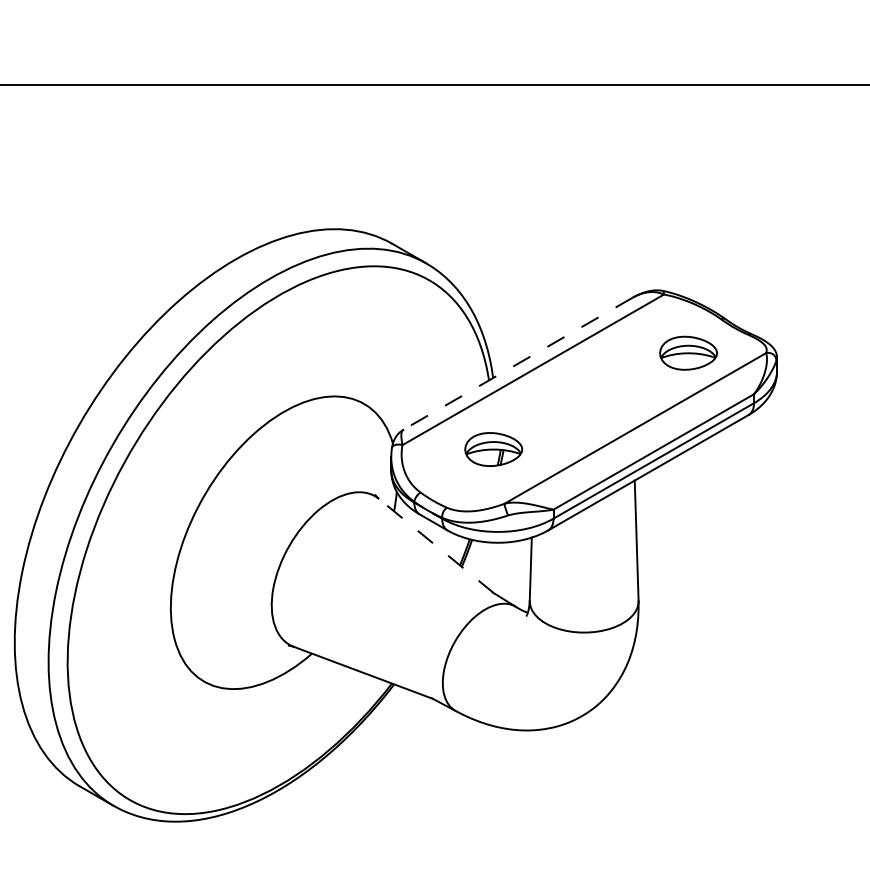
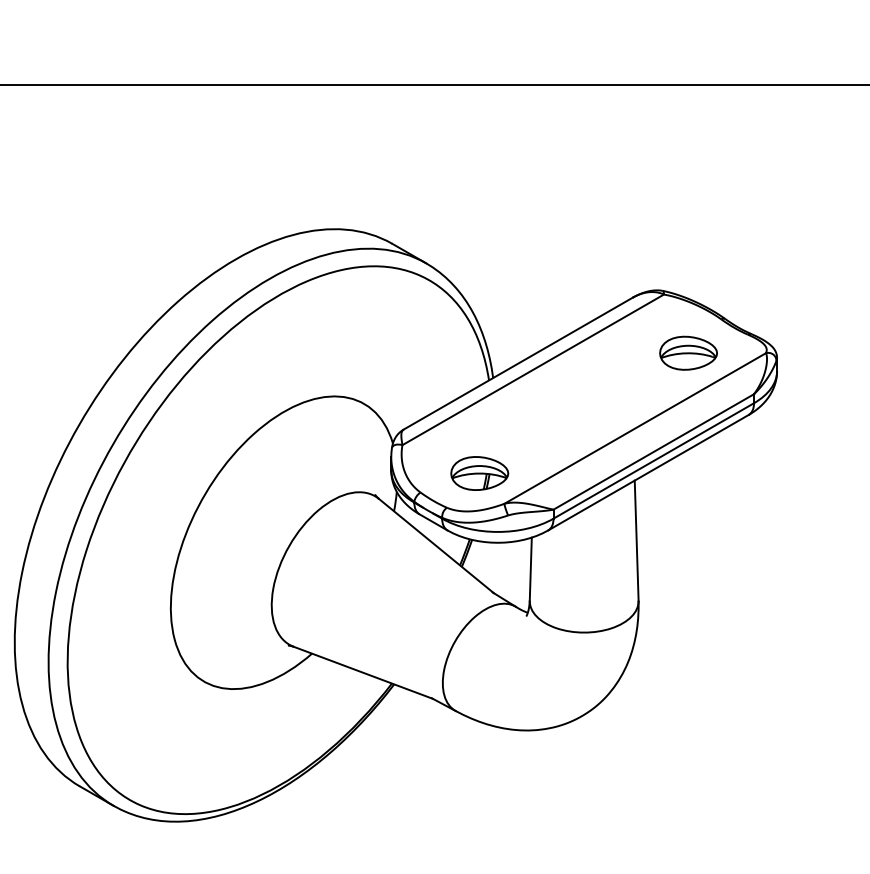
line: dashed -> solid (517, 363)
part position: (493, 449) -> (479, 473) (479, 473)
line: dashed -> solid (436, 545)
